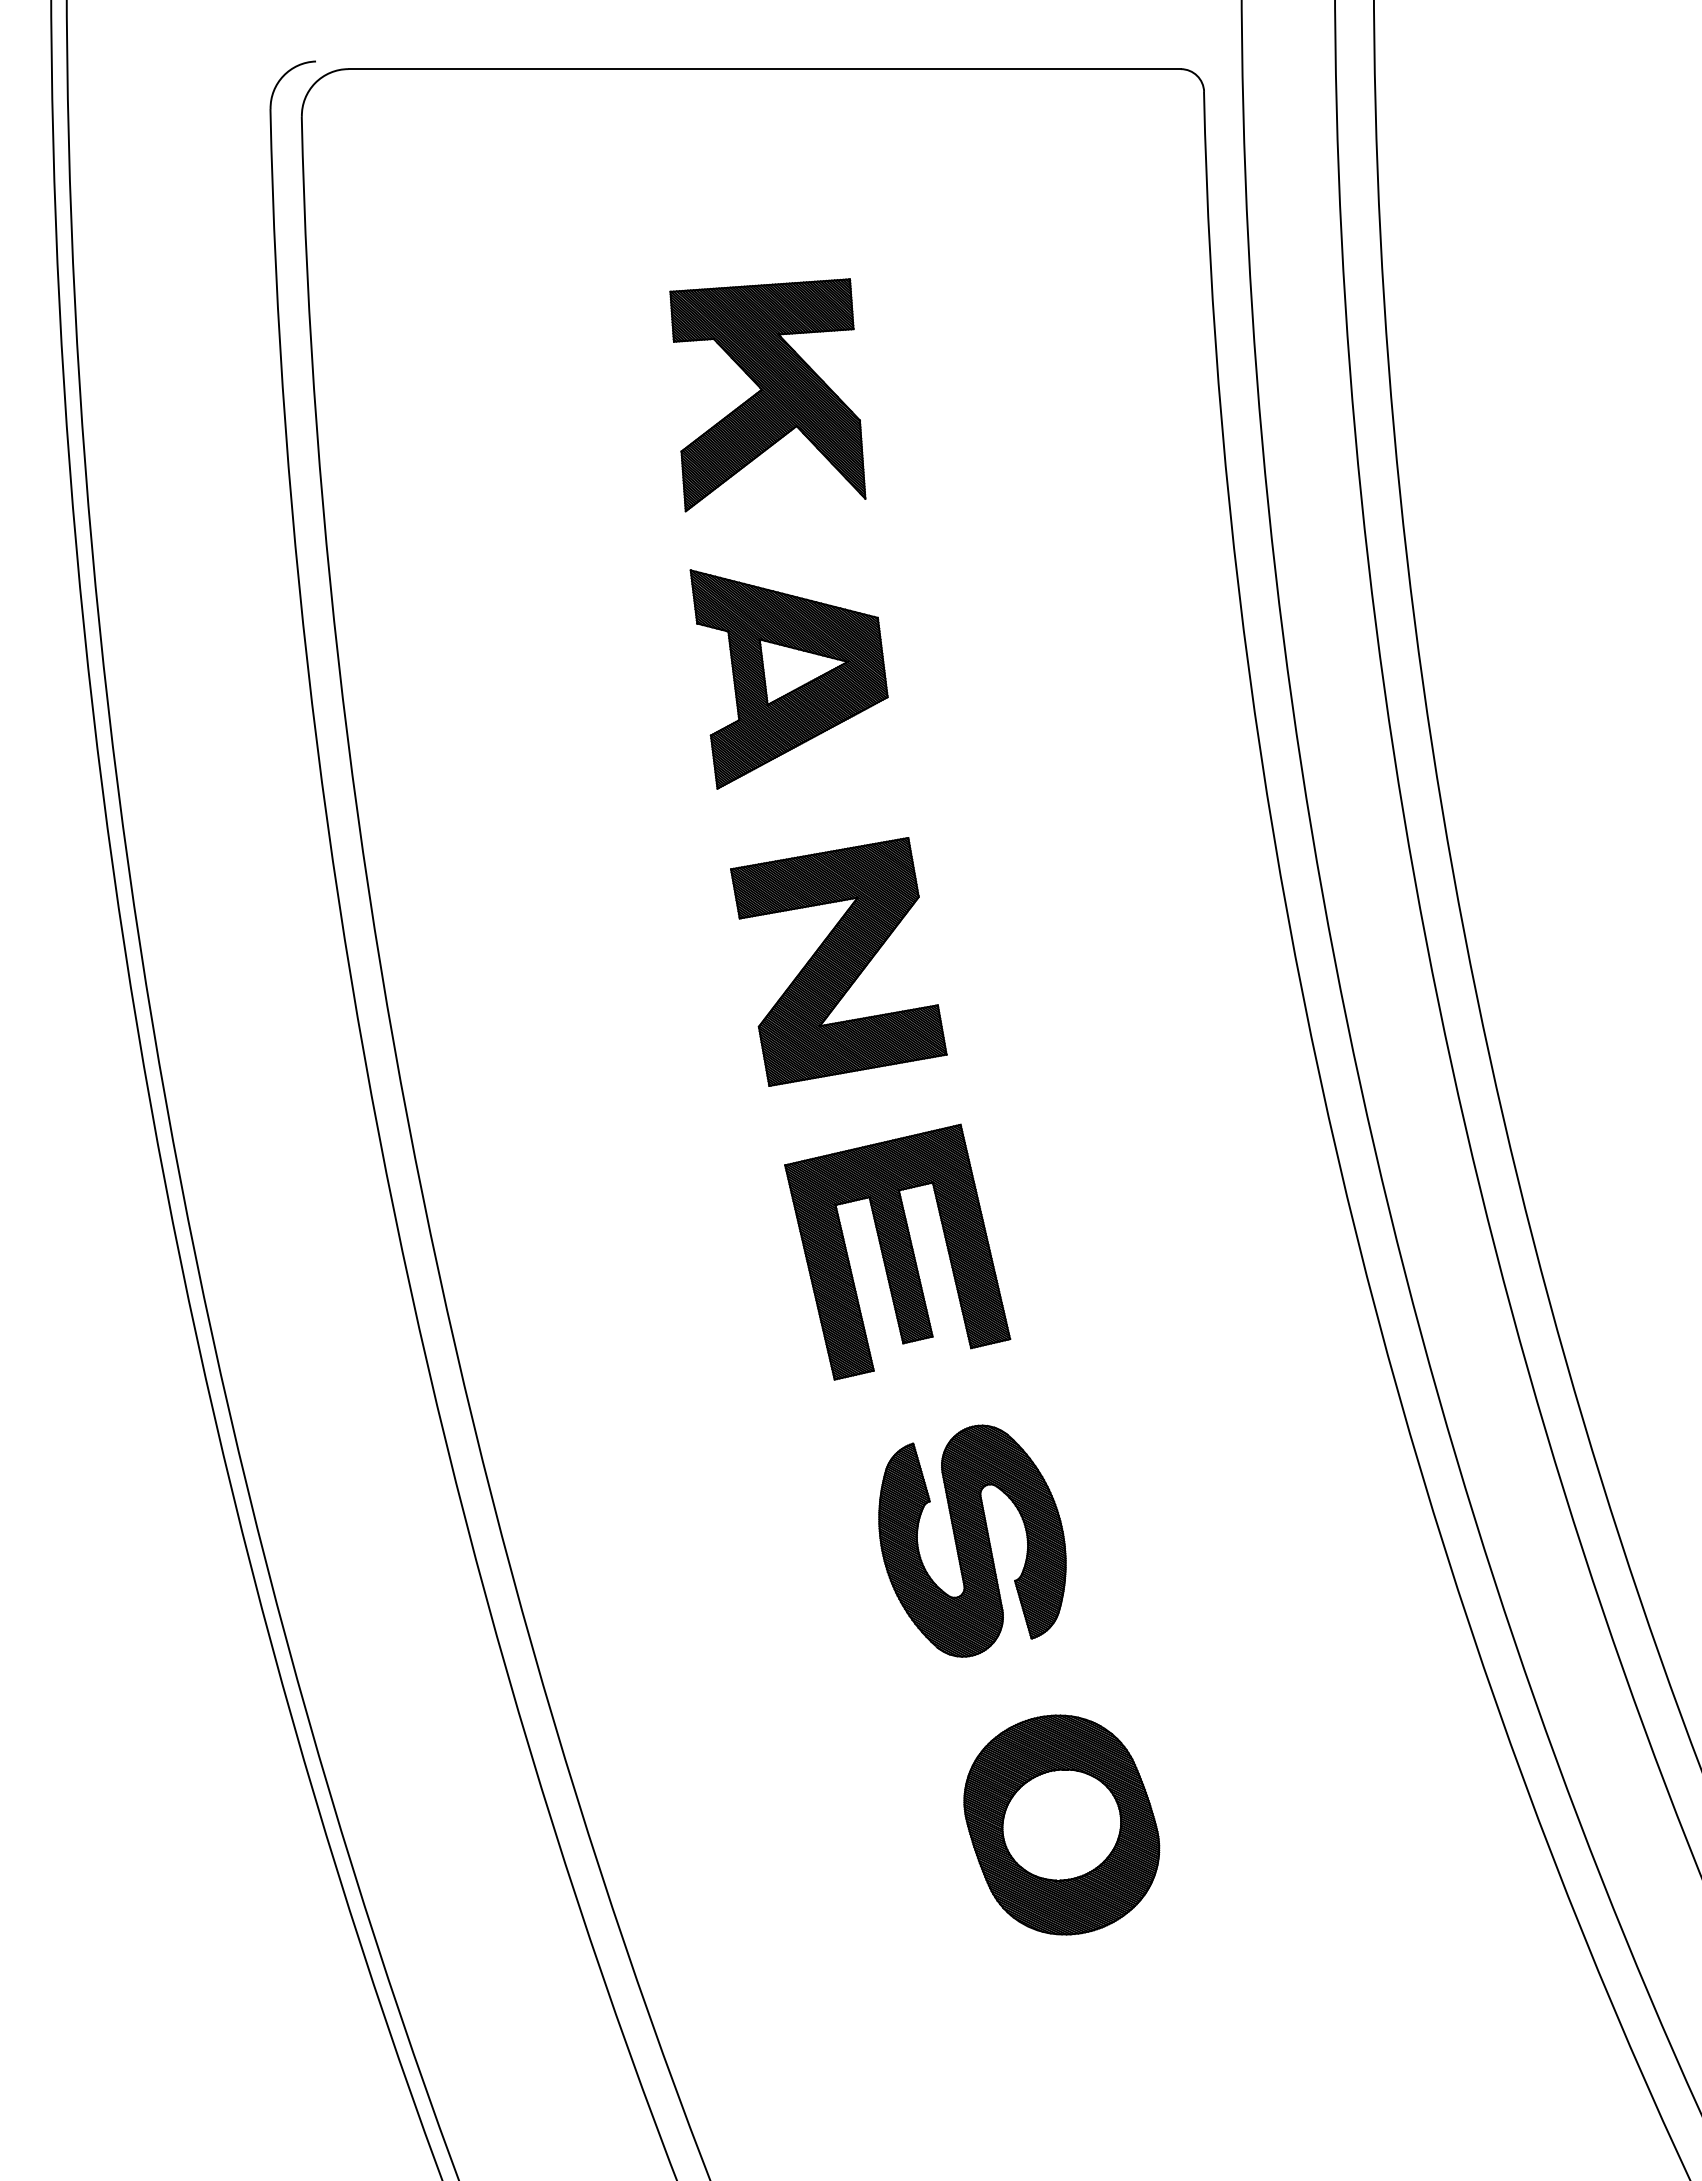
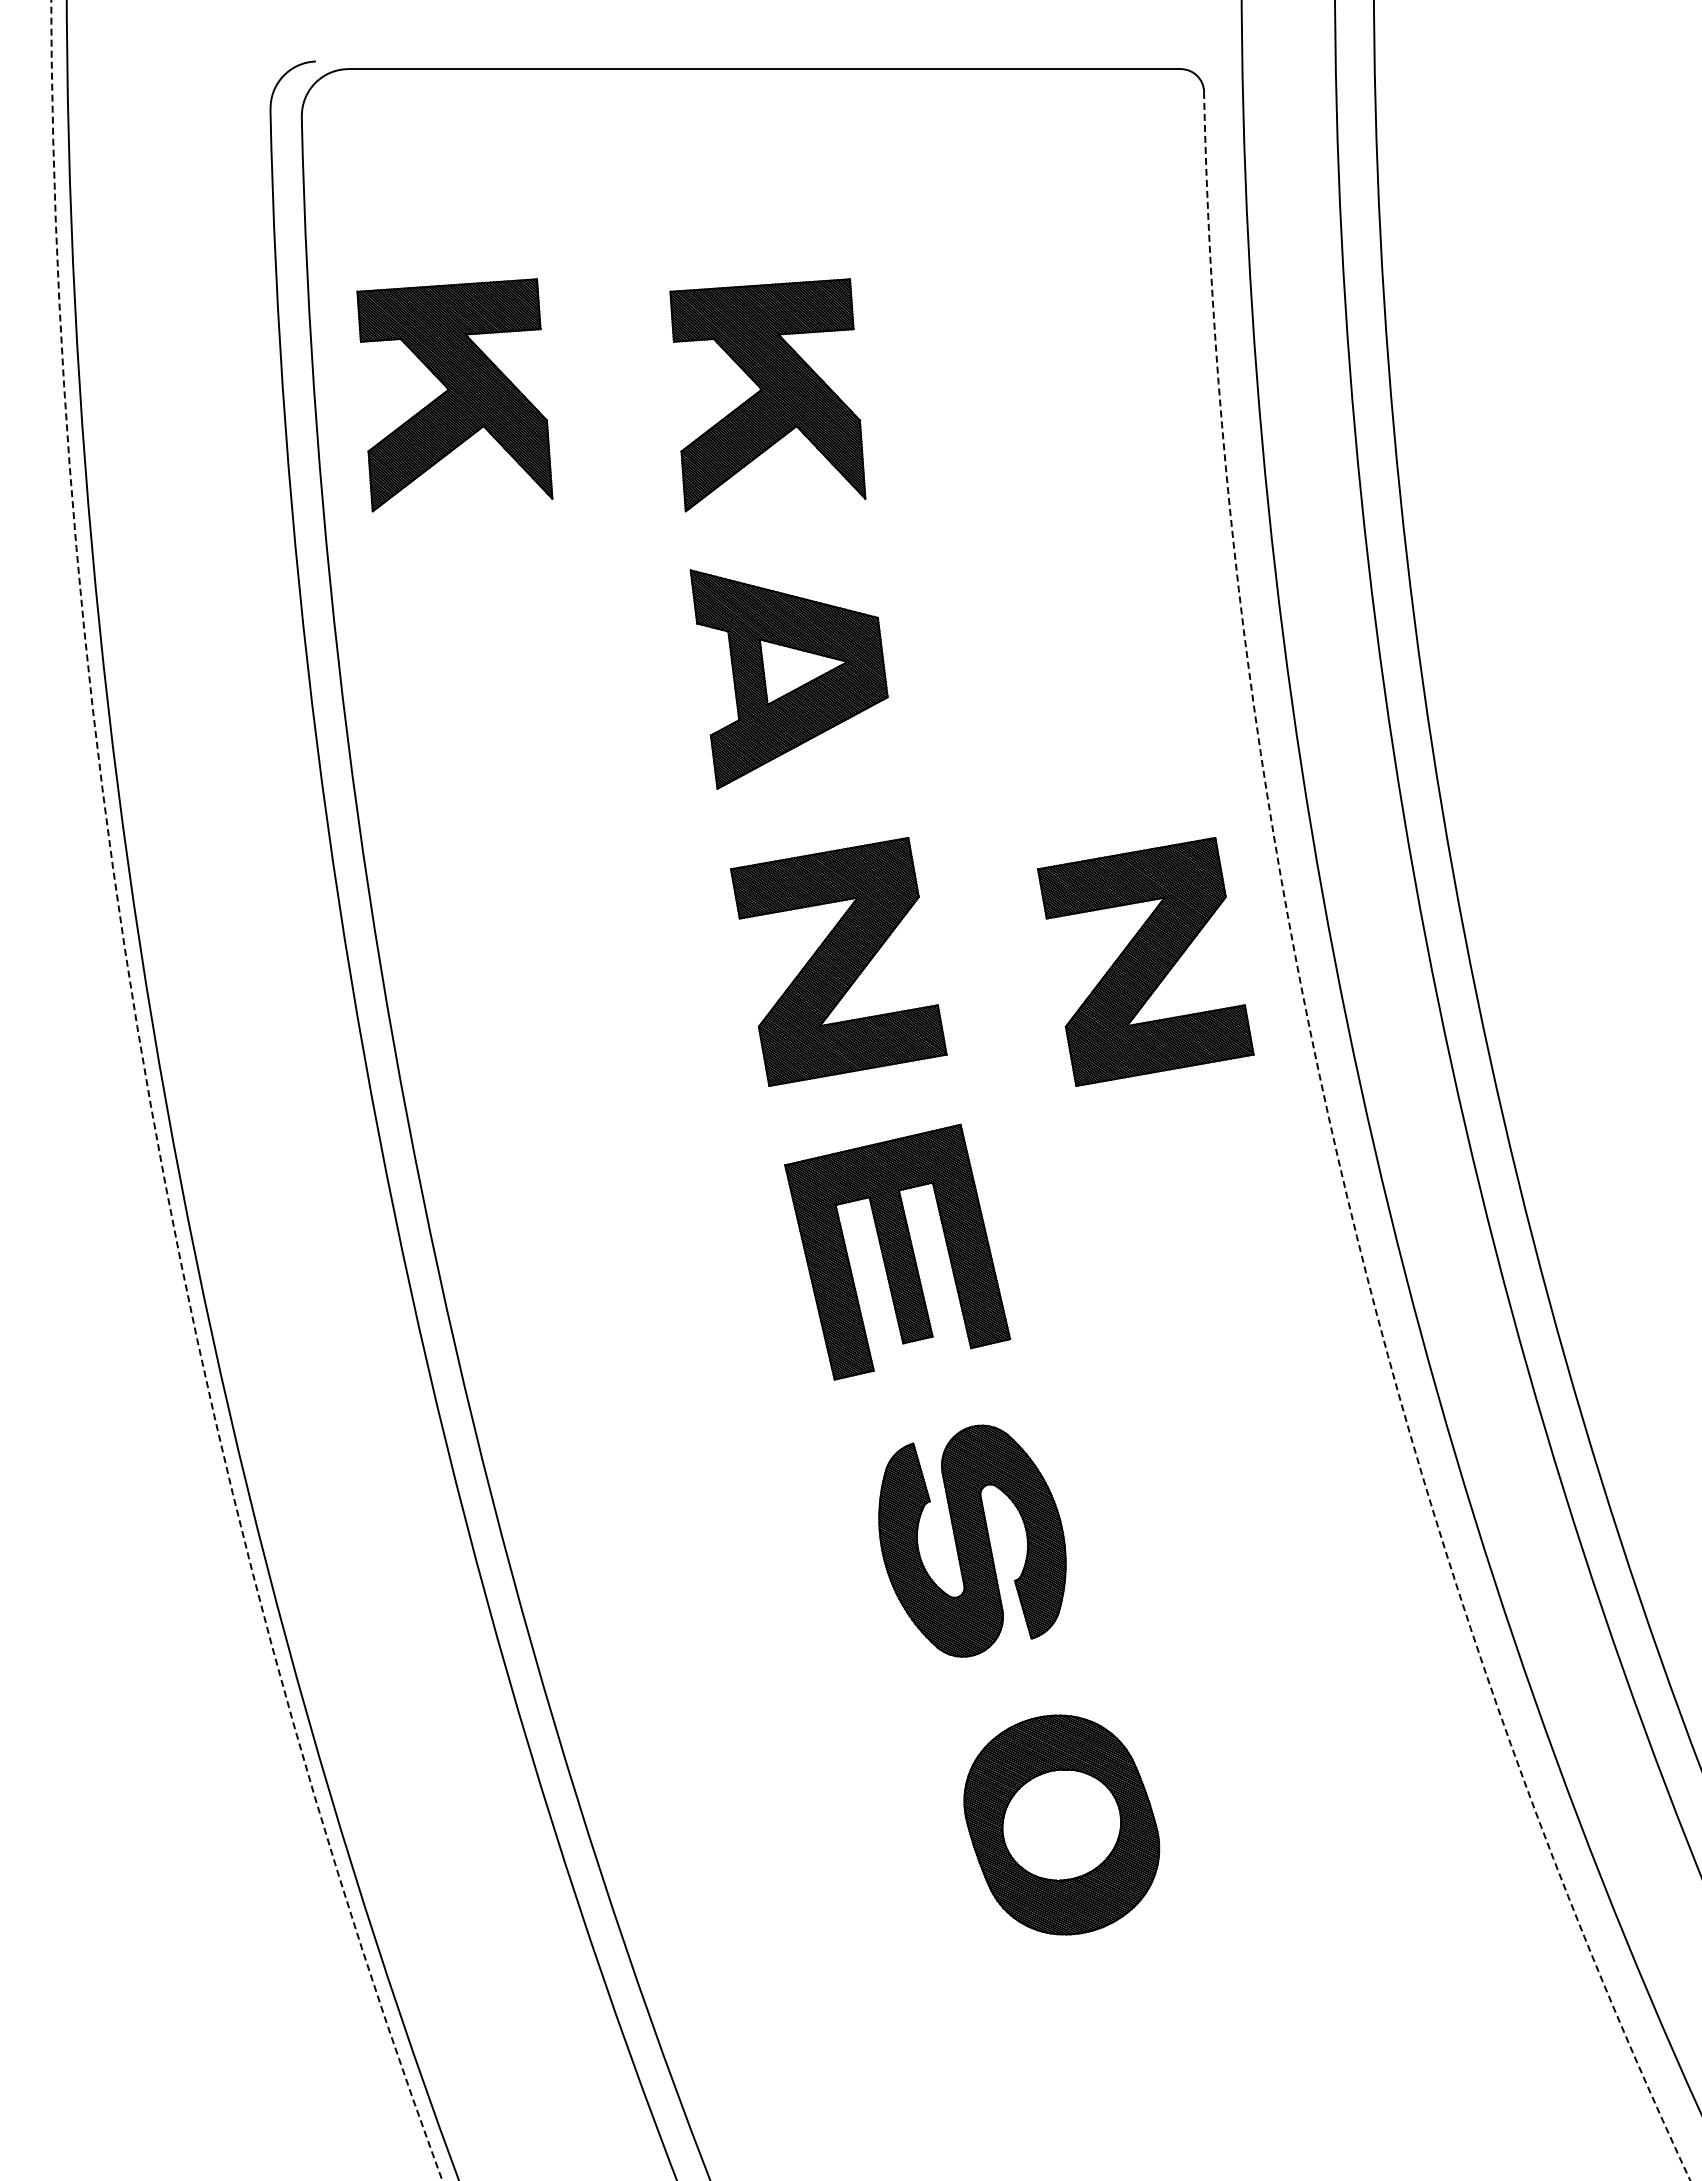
part: none -> present (454, 395)
part: none -> present (1145, 961)
circle: solid -> dashed (246, 1090)
arc: solid -> dashed (1337, 1157)
